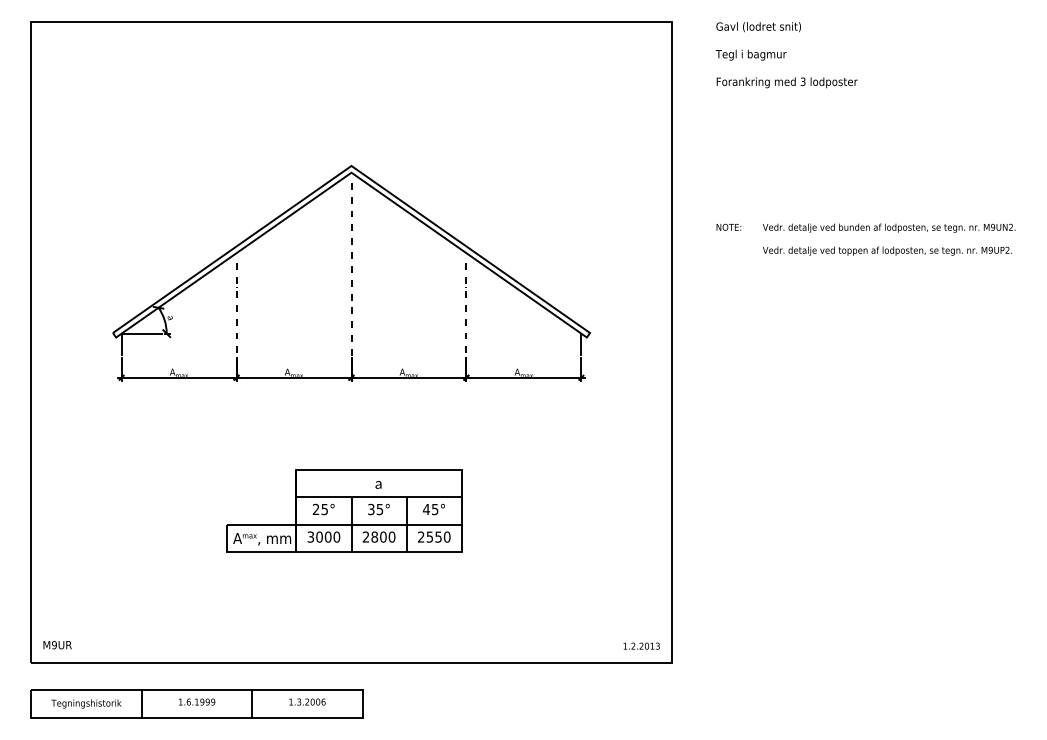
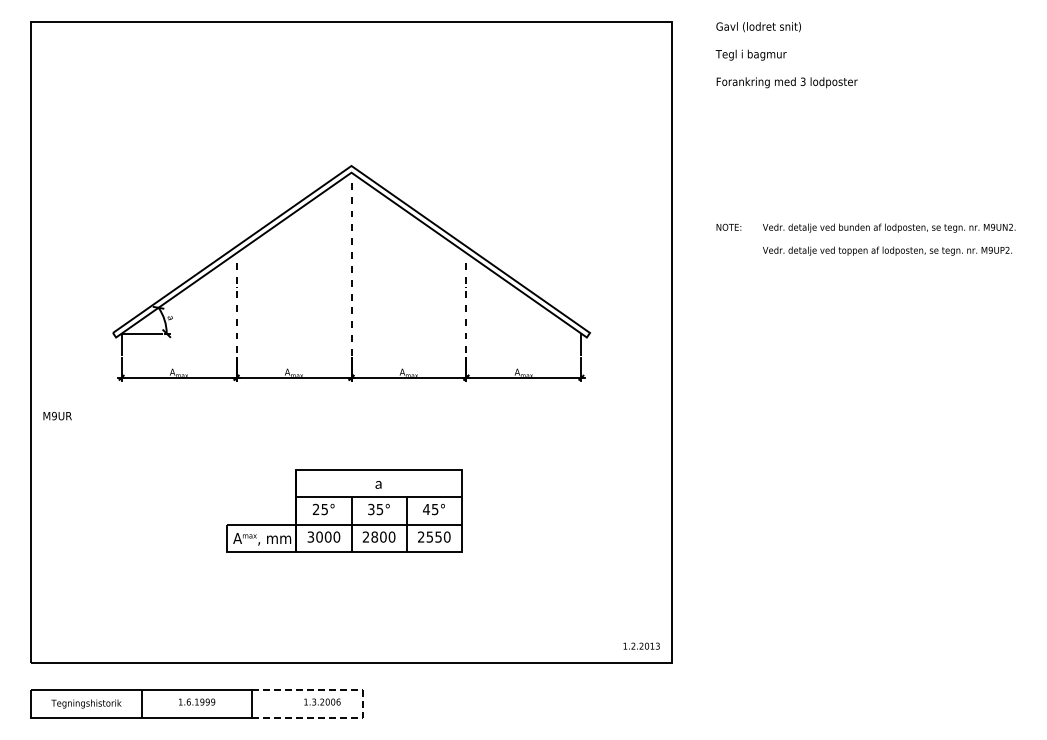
text position: (57, 645) -> (57, 416) (57, 416)
text position: (307, 701) -> (322, 701) (322, 701)
line: solid -> dashed (362, 704)
